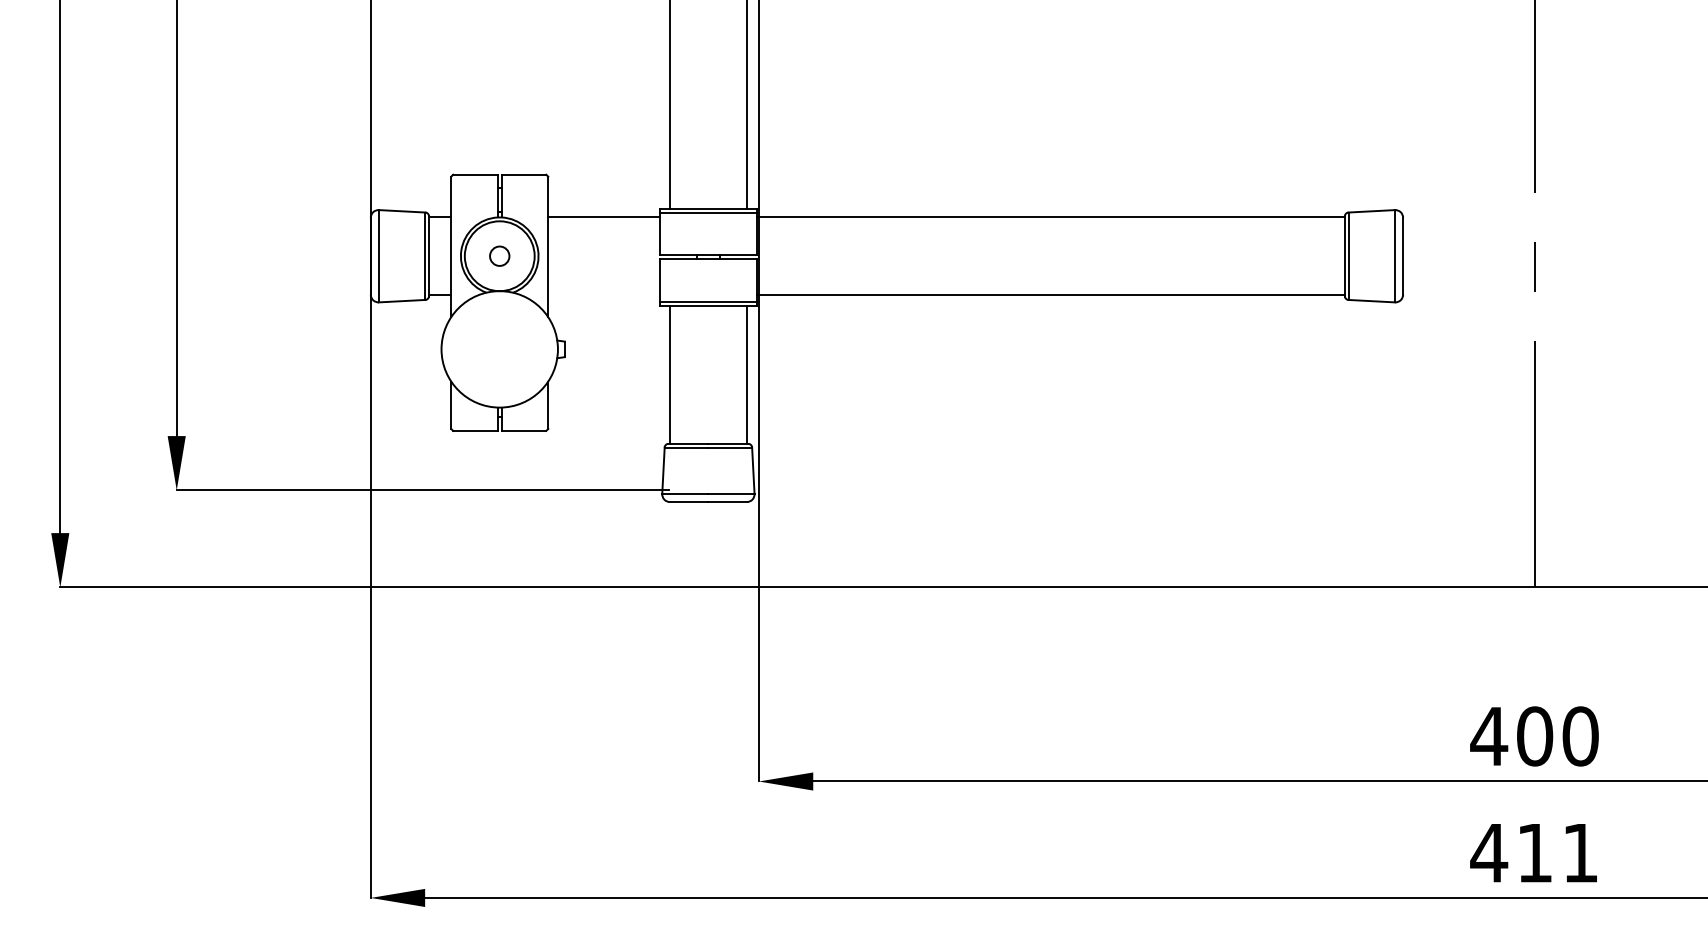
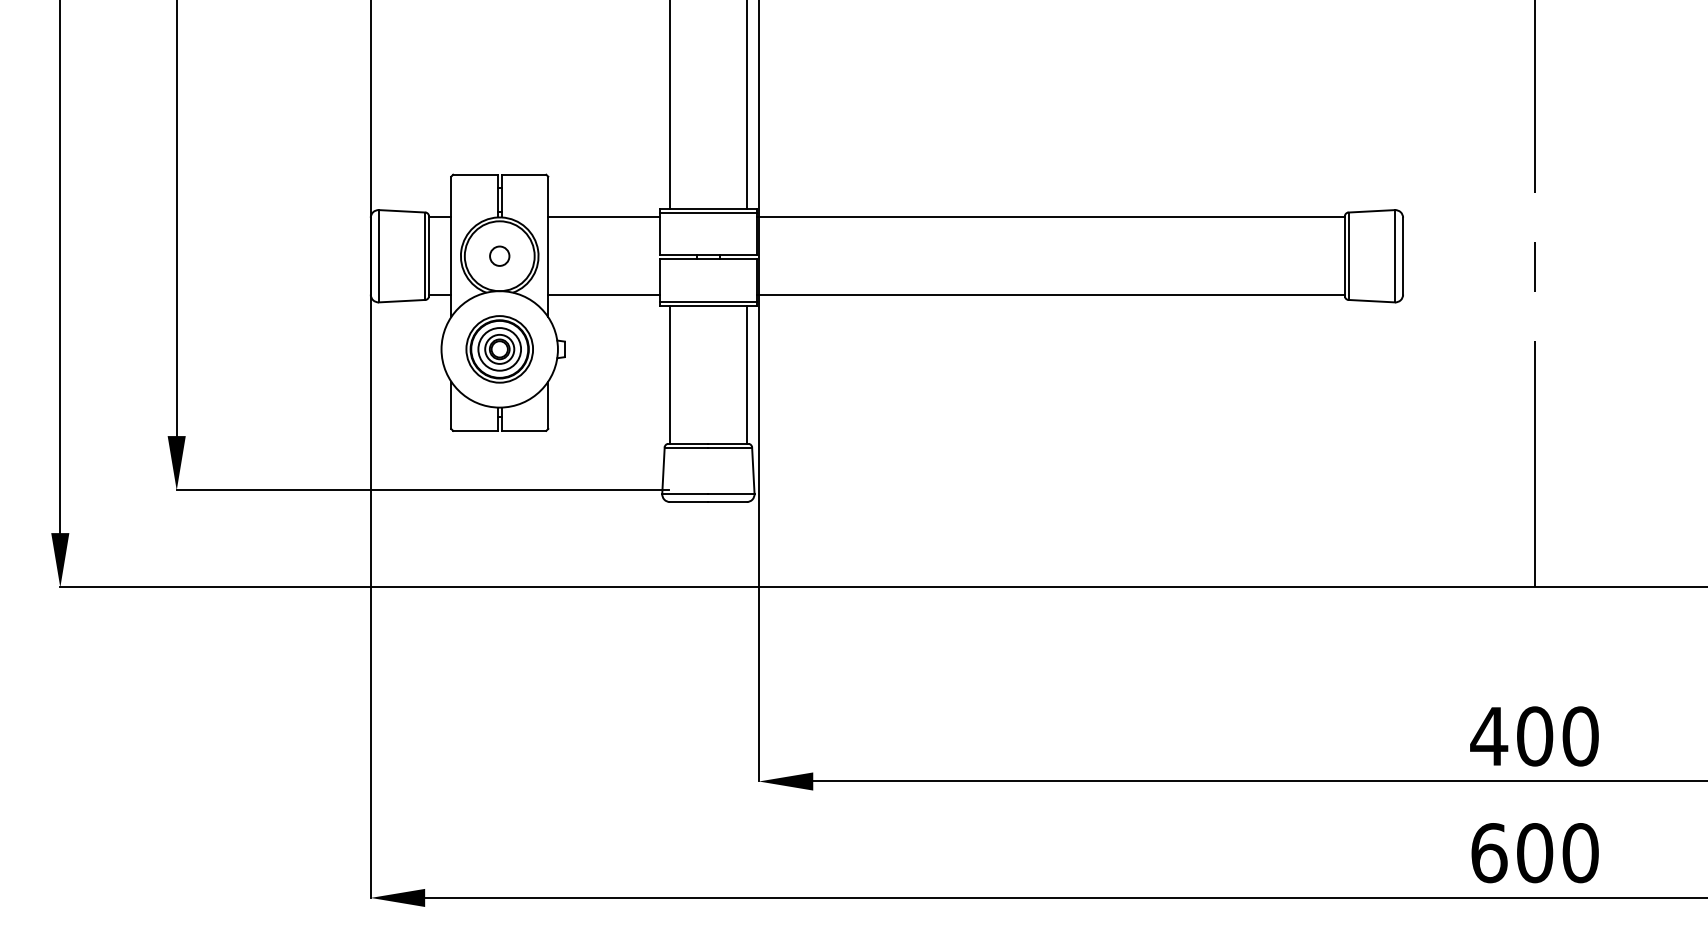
line: none -> present (603, 295)
part: none -> present (499, 349)
text: 411 -> 600 (1534, 853)
